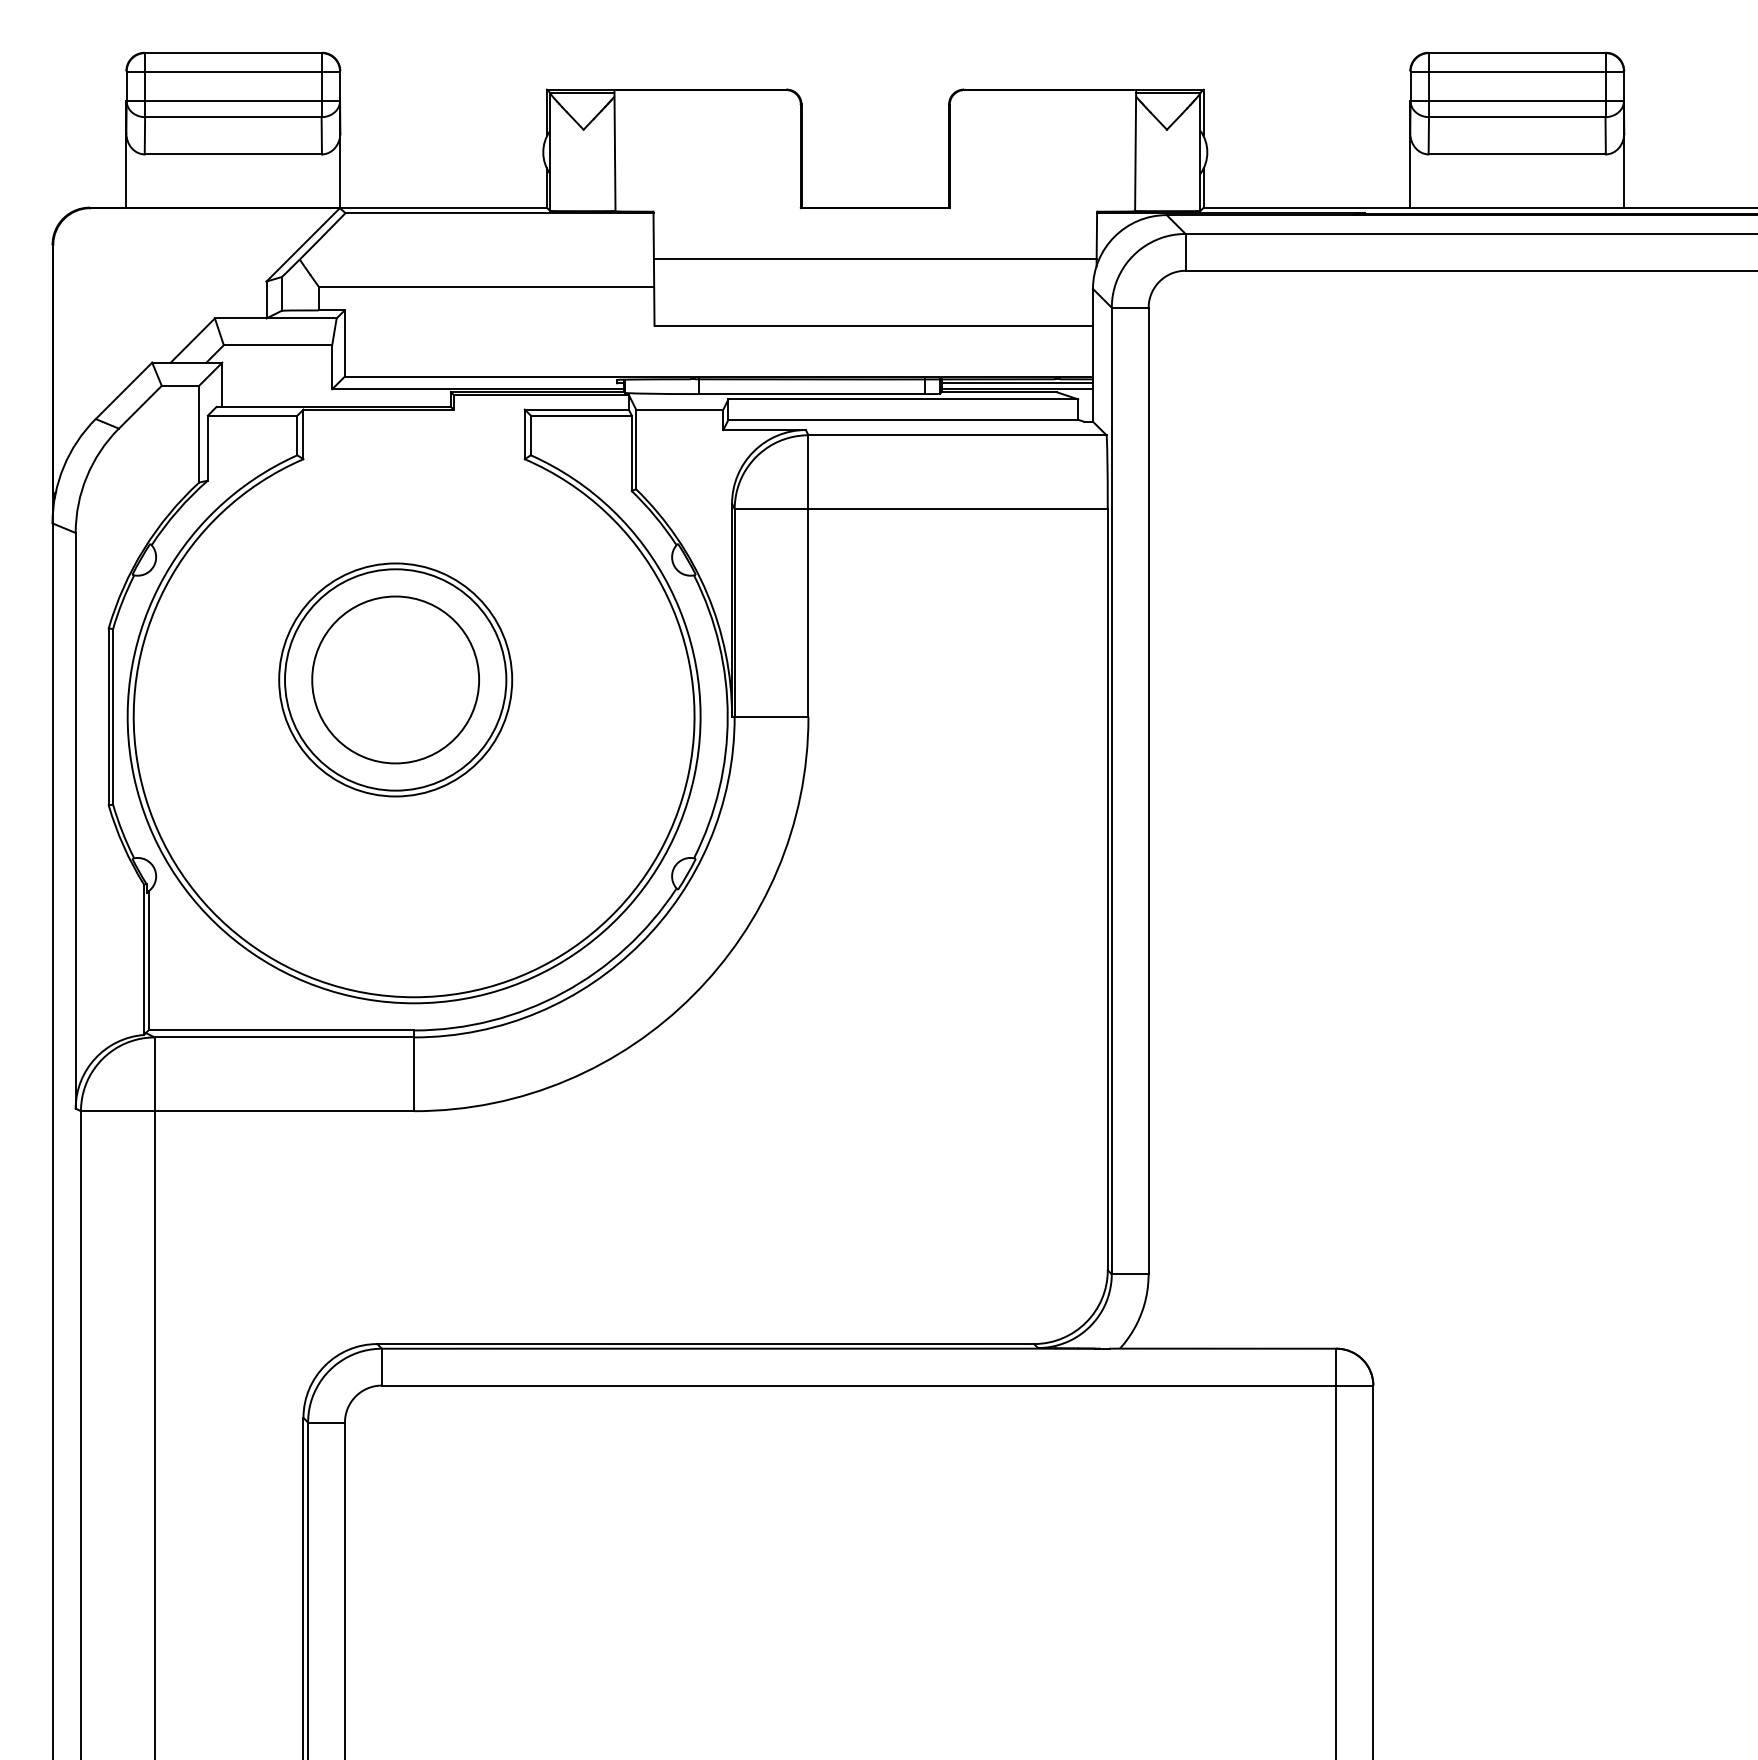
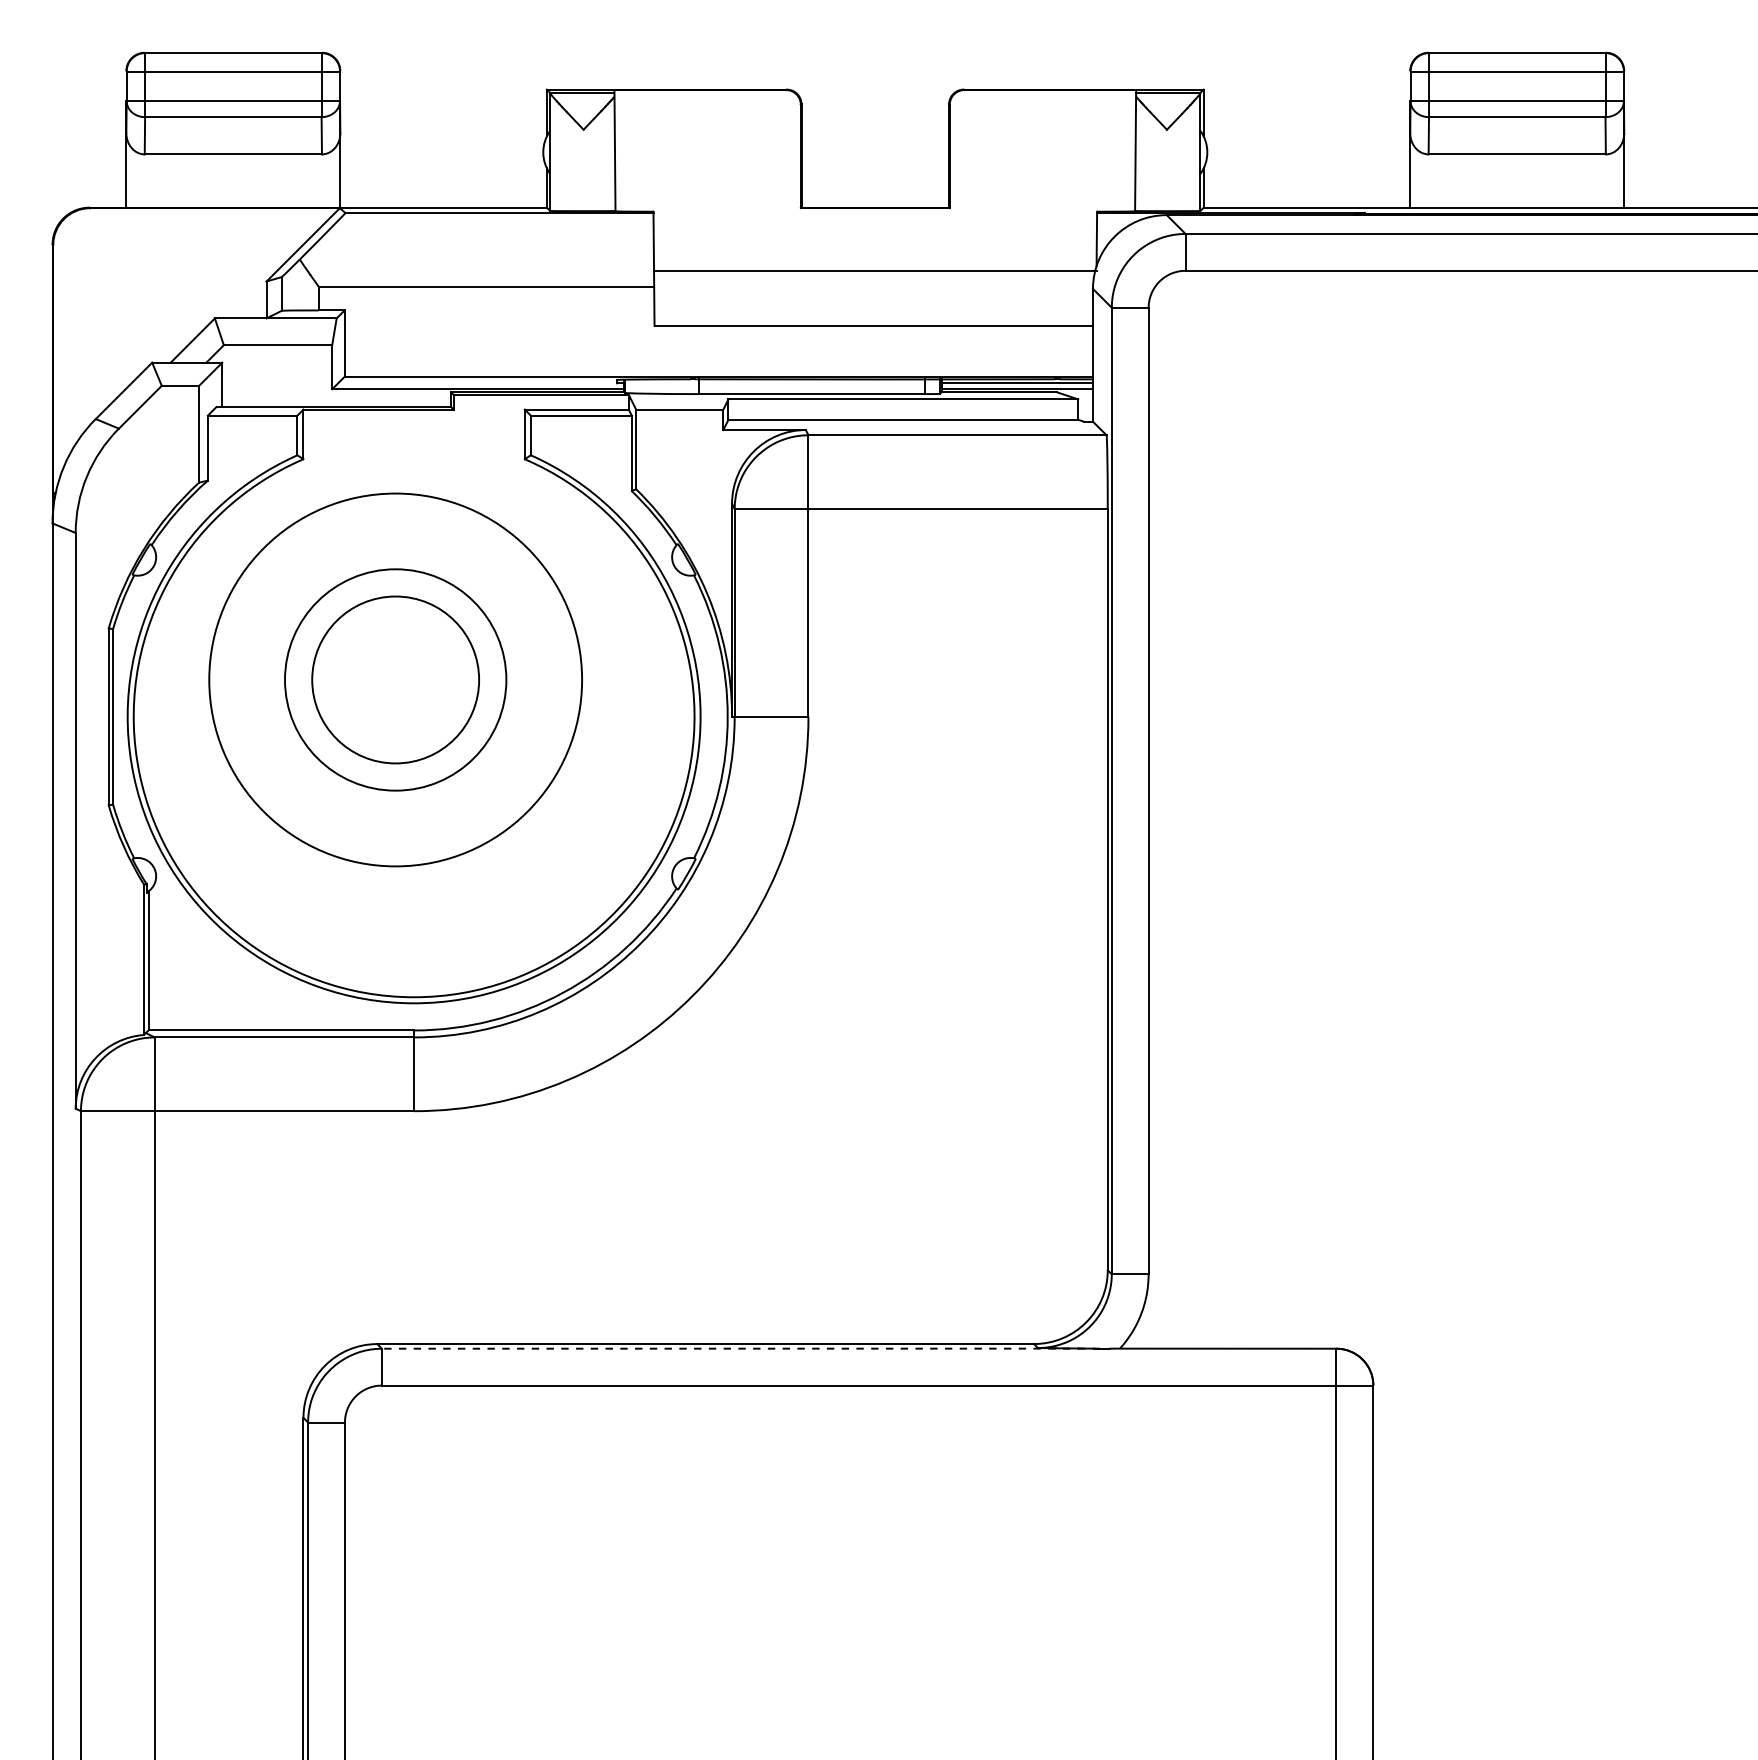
line position: (874, 259) -> (874, 271) (874, 271)
circle diameter: 233 px -> 373 px (395, 679)
line: solid -> dashed (740, 1348)
